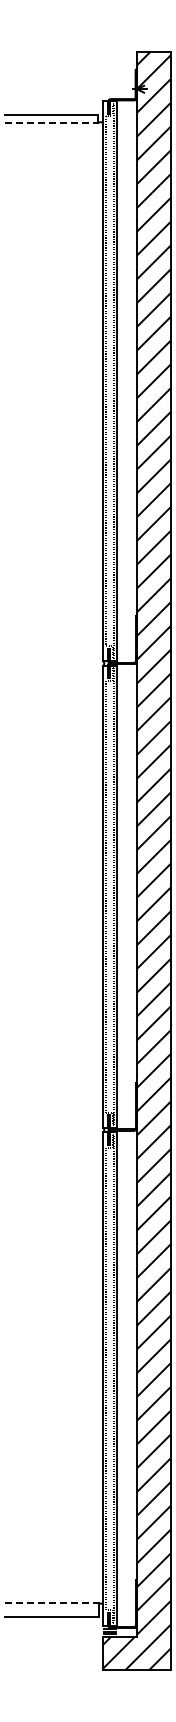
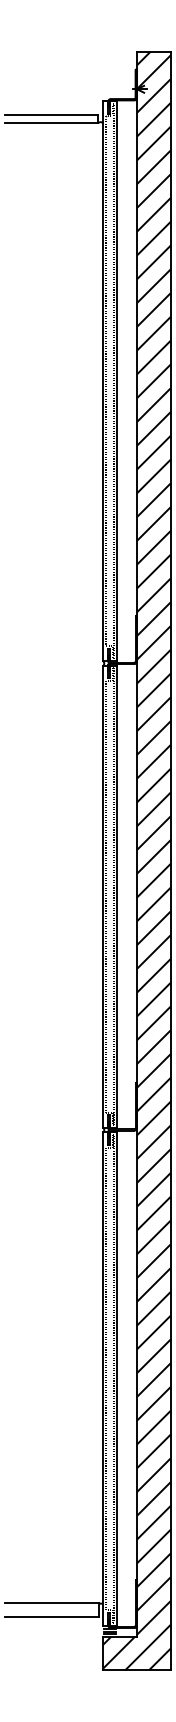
line: dashed -> solid (52, 123)
line: dashed -> solid (52, 1603)
